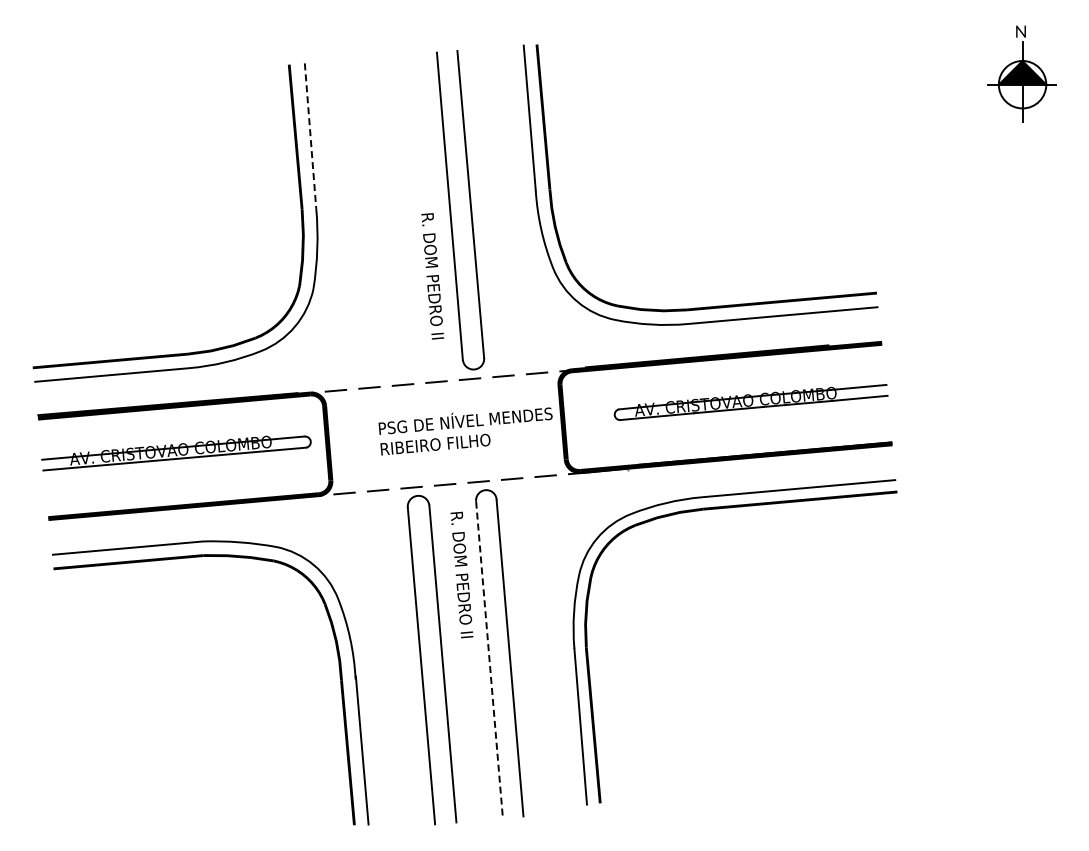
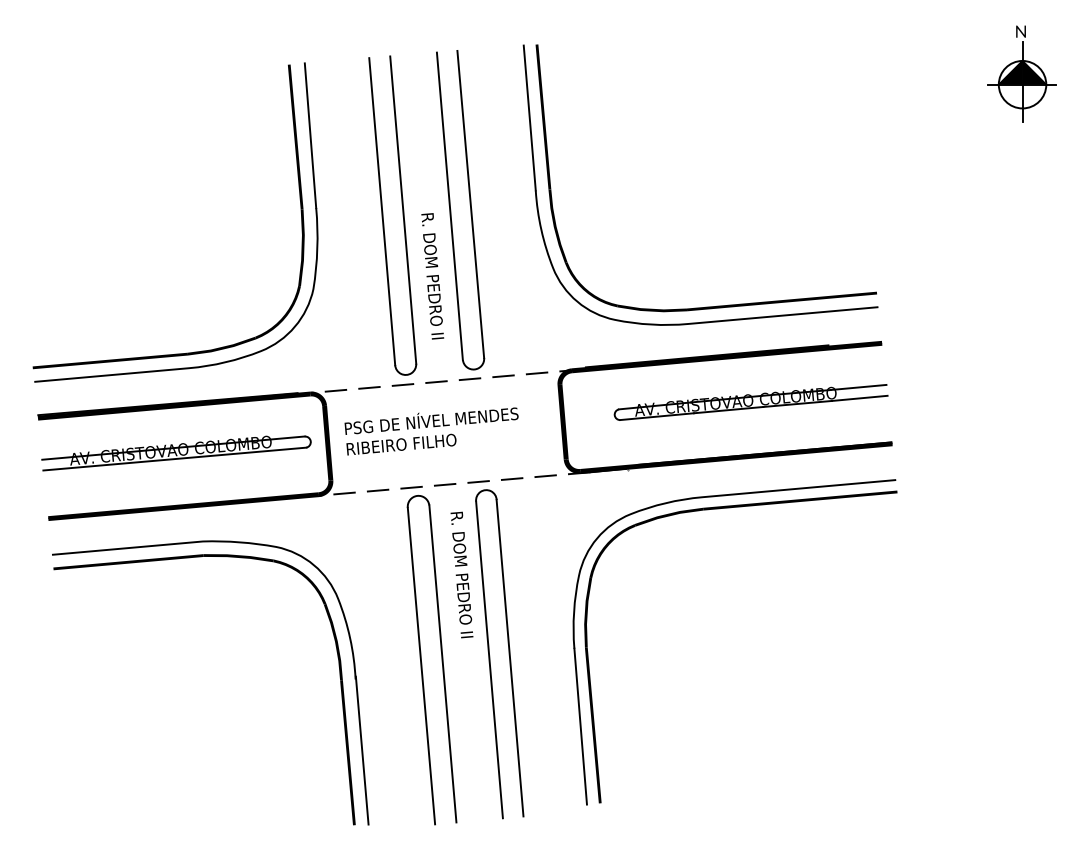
line: dashed -> solid (310, 135)
part: none -> present (383, 215)
text position: (465, 431) -> (431, 431) (431, 431)
line: dashed -> solid (489, 659)
